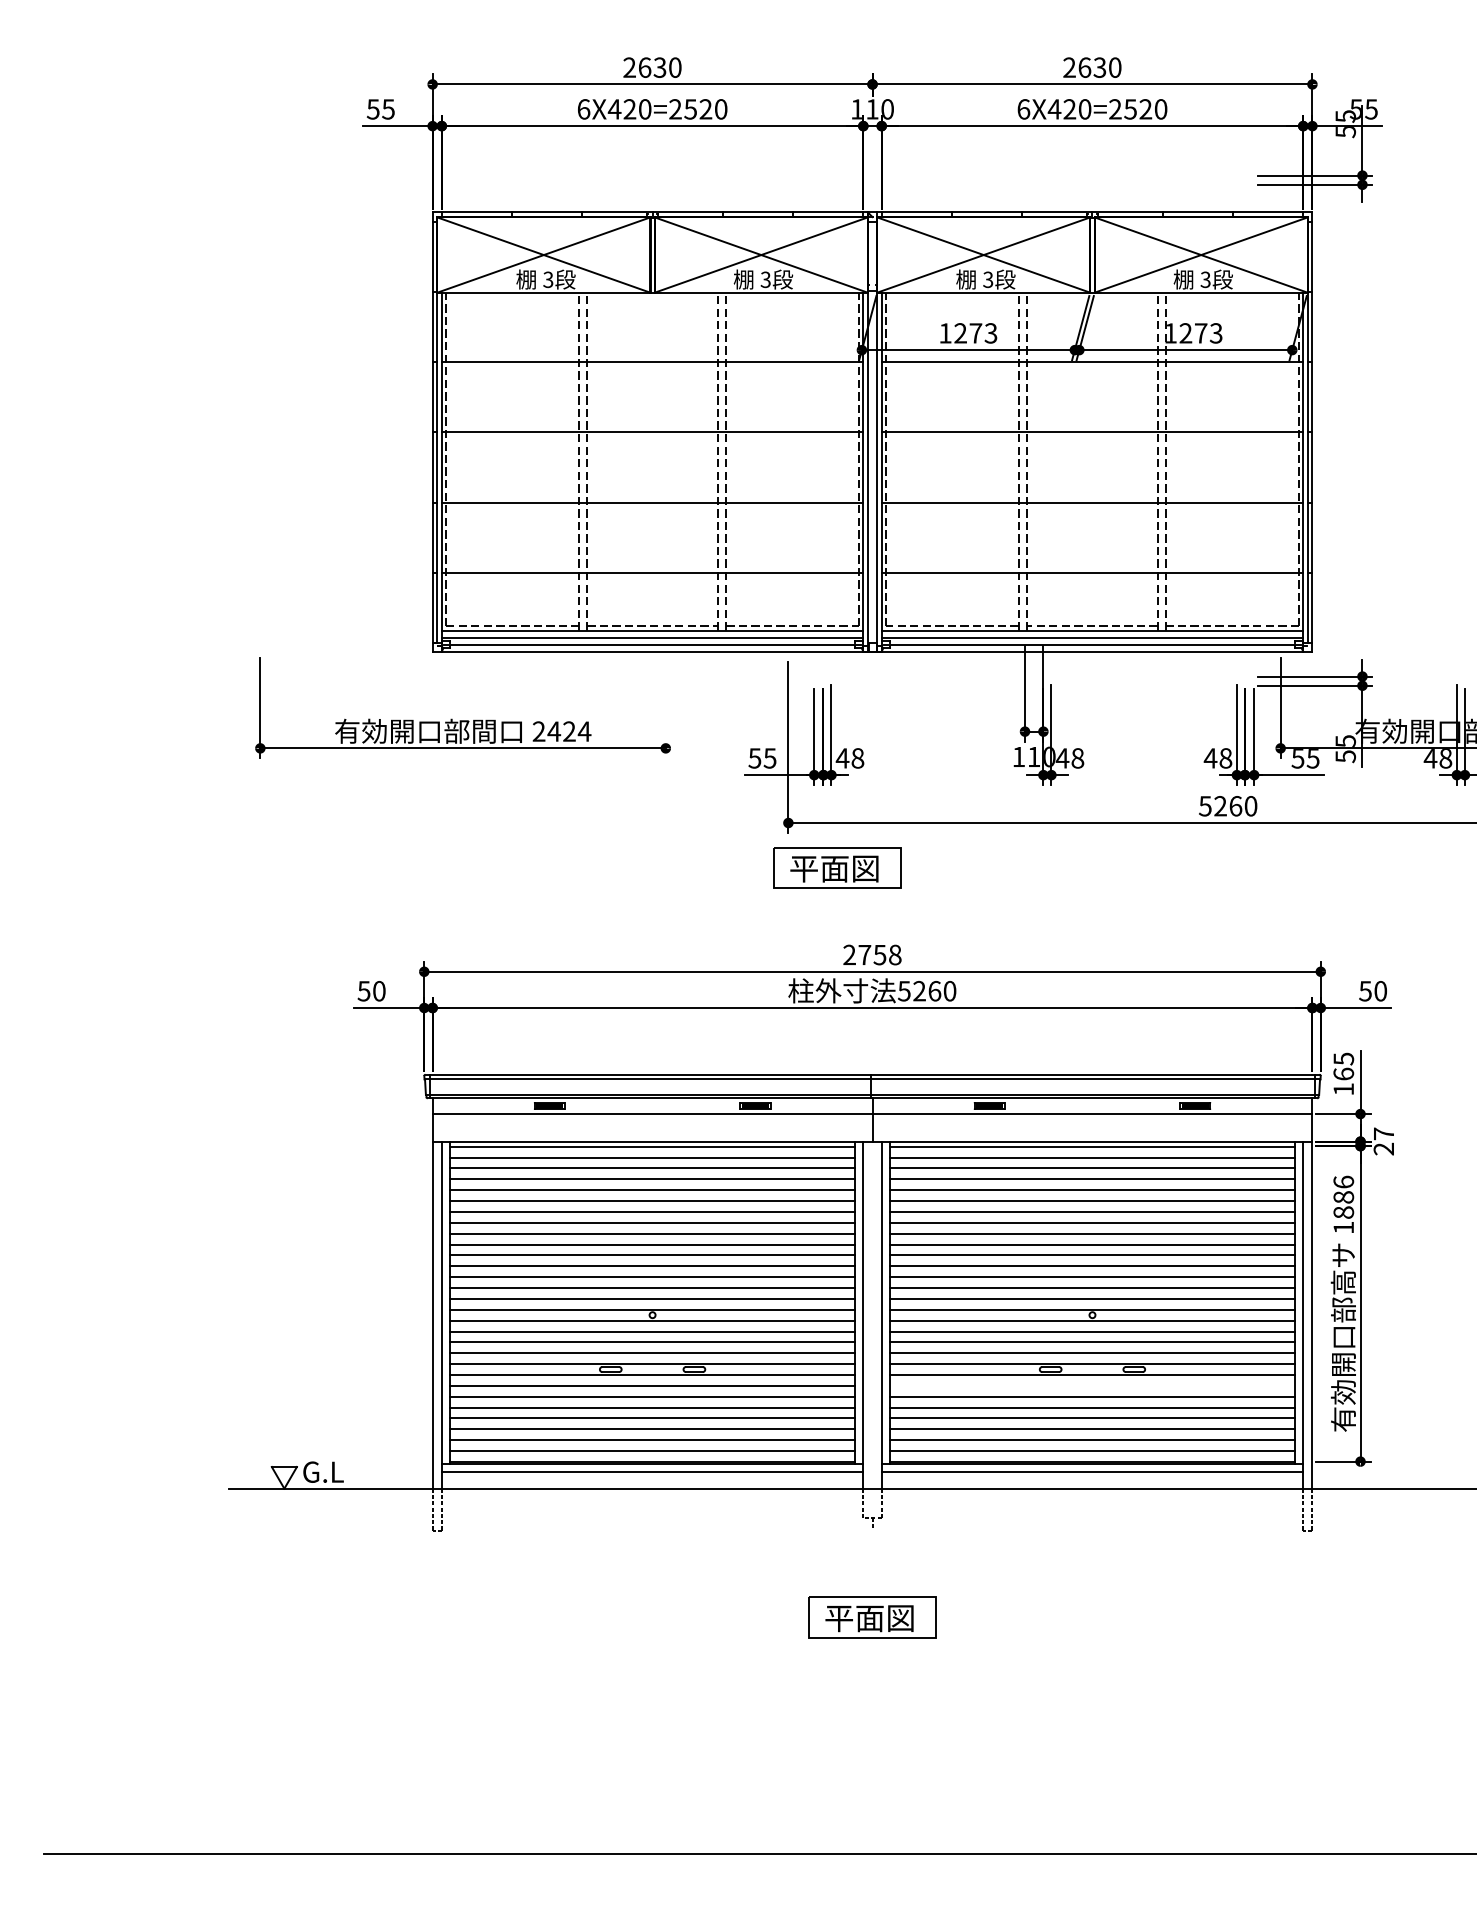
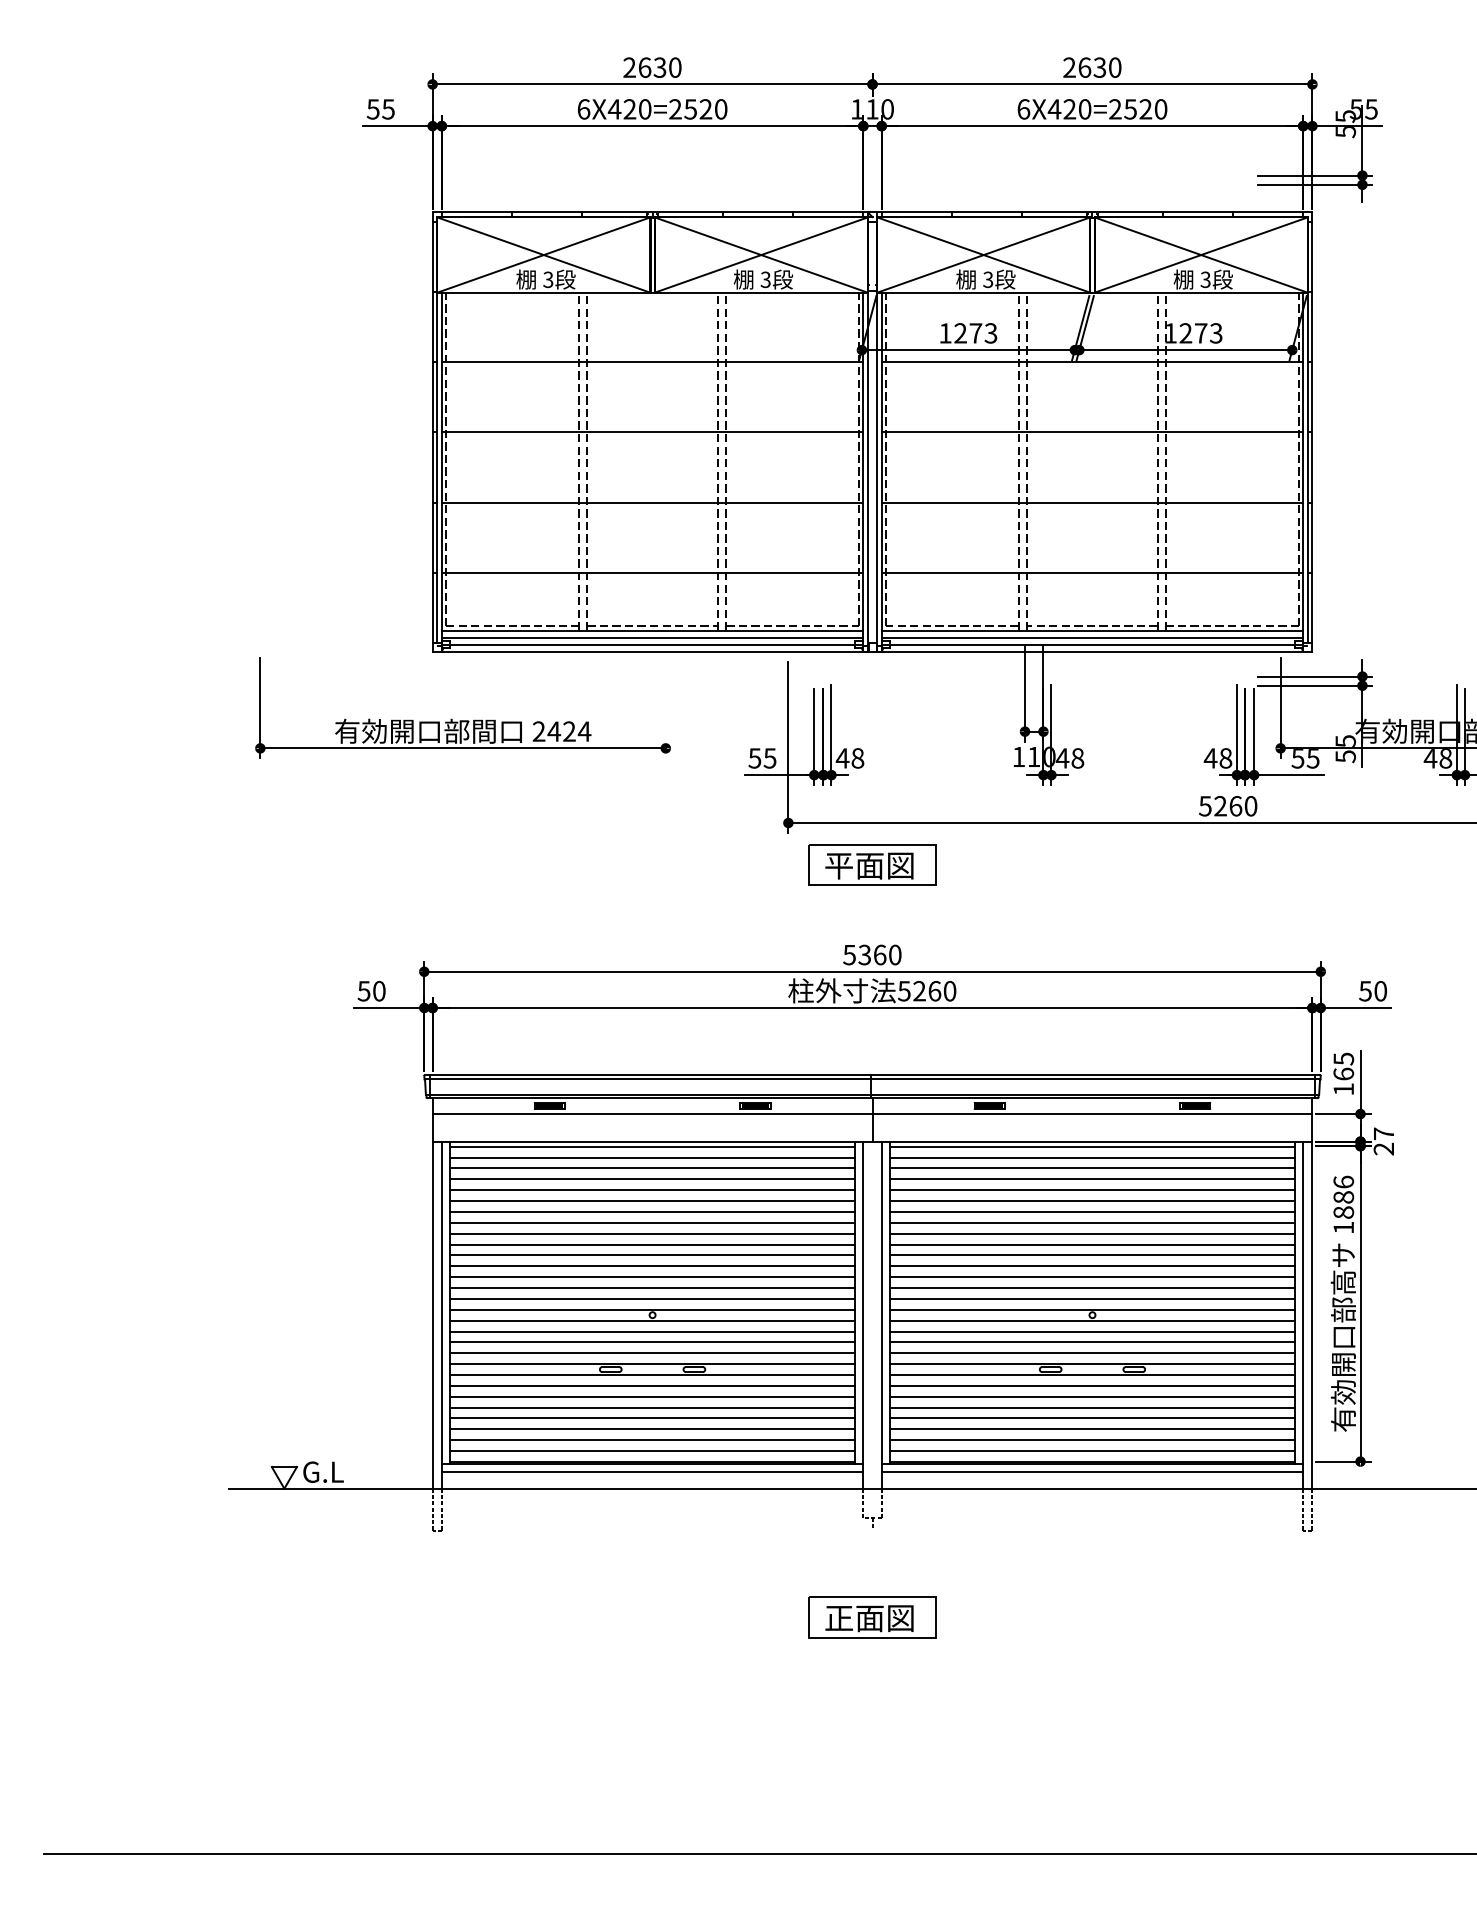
part position: (837, 867) -> (872, 864) (872, 864)
text: 2758 -> 5360 (872, 954)
line: none -> present (1092, 1385)
text: 平面図 -> 正面図 (839, 1618)
